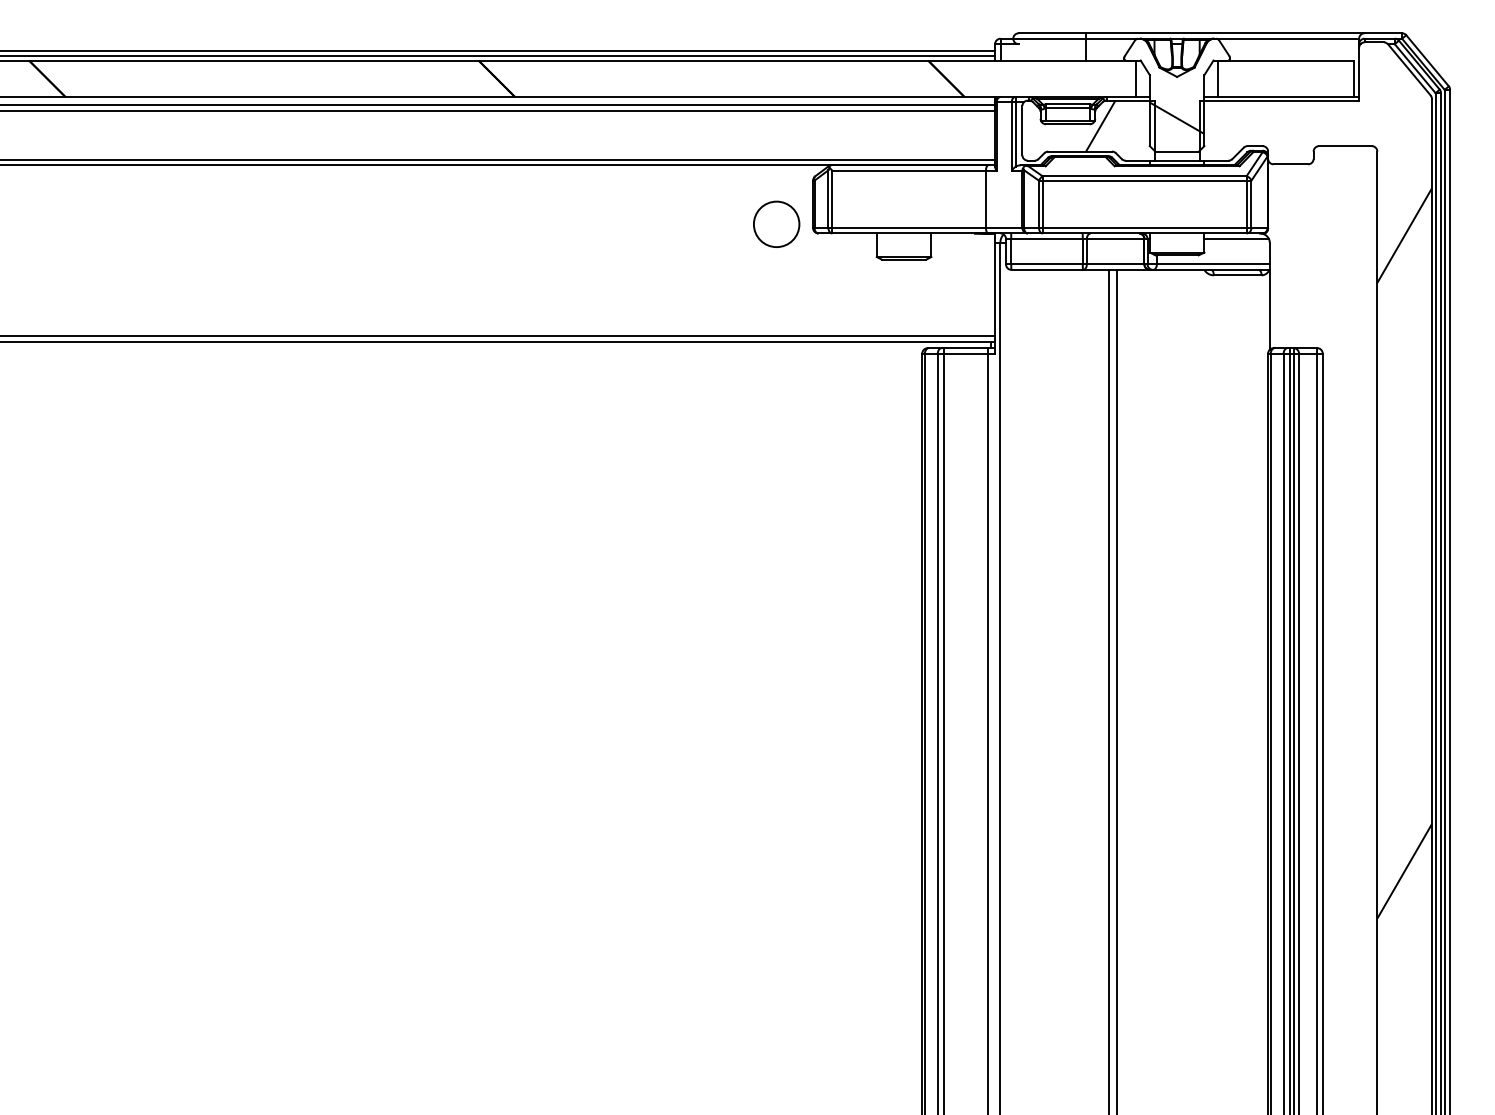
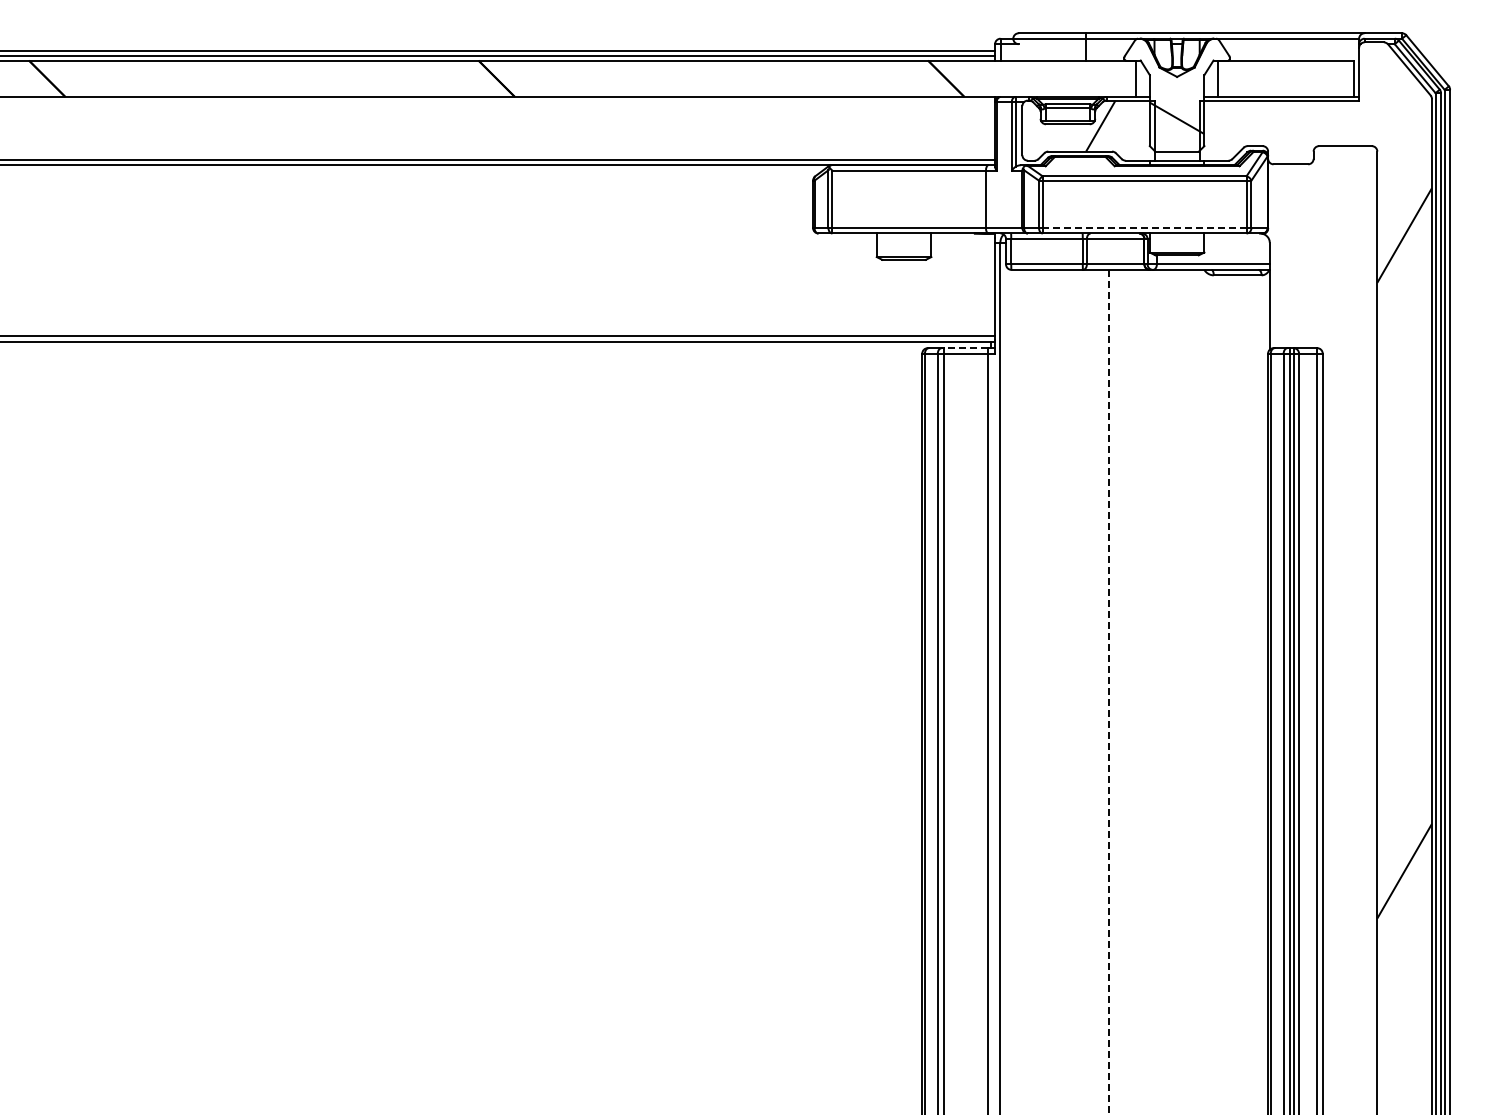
line: present -> none (498, 105)
line: present -> none (498, 110)
circle: present -> none (776, 223)
line: solid -> dashed (1144, 228)
line: present -> none (1236, 238)
line: solid -> dashed (965, 348)
line: present -> none (1116, 690)
line: solid -> dashed (1109, 692)
